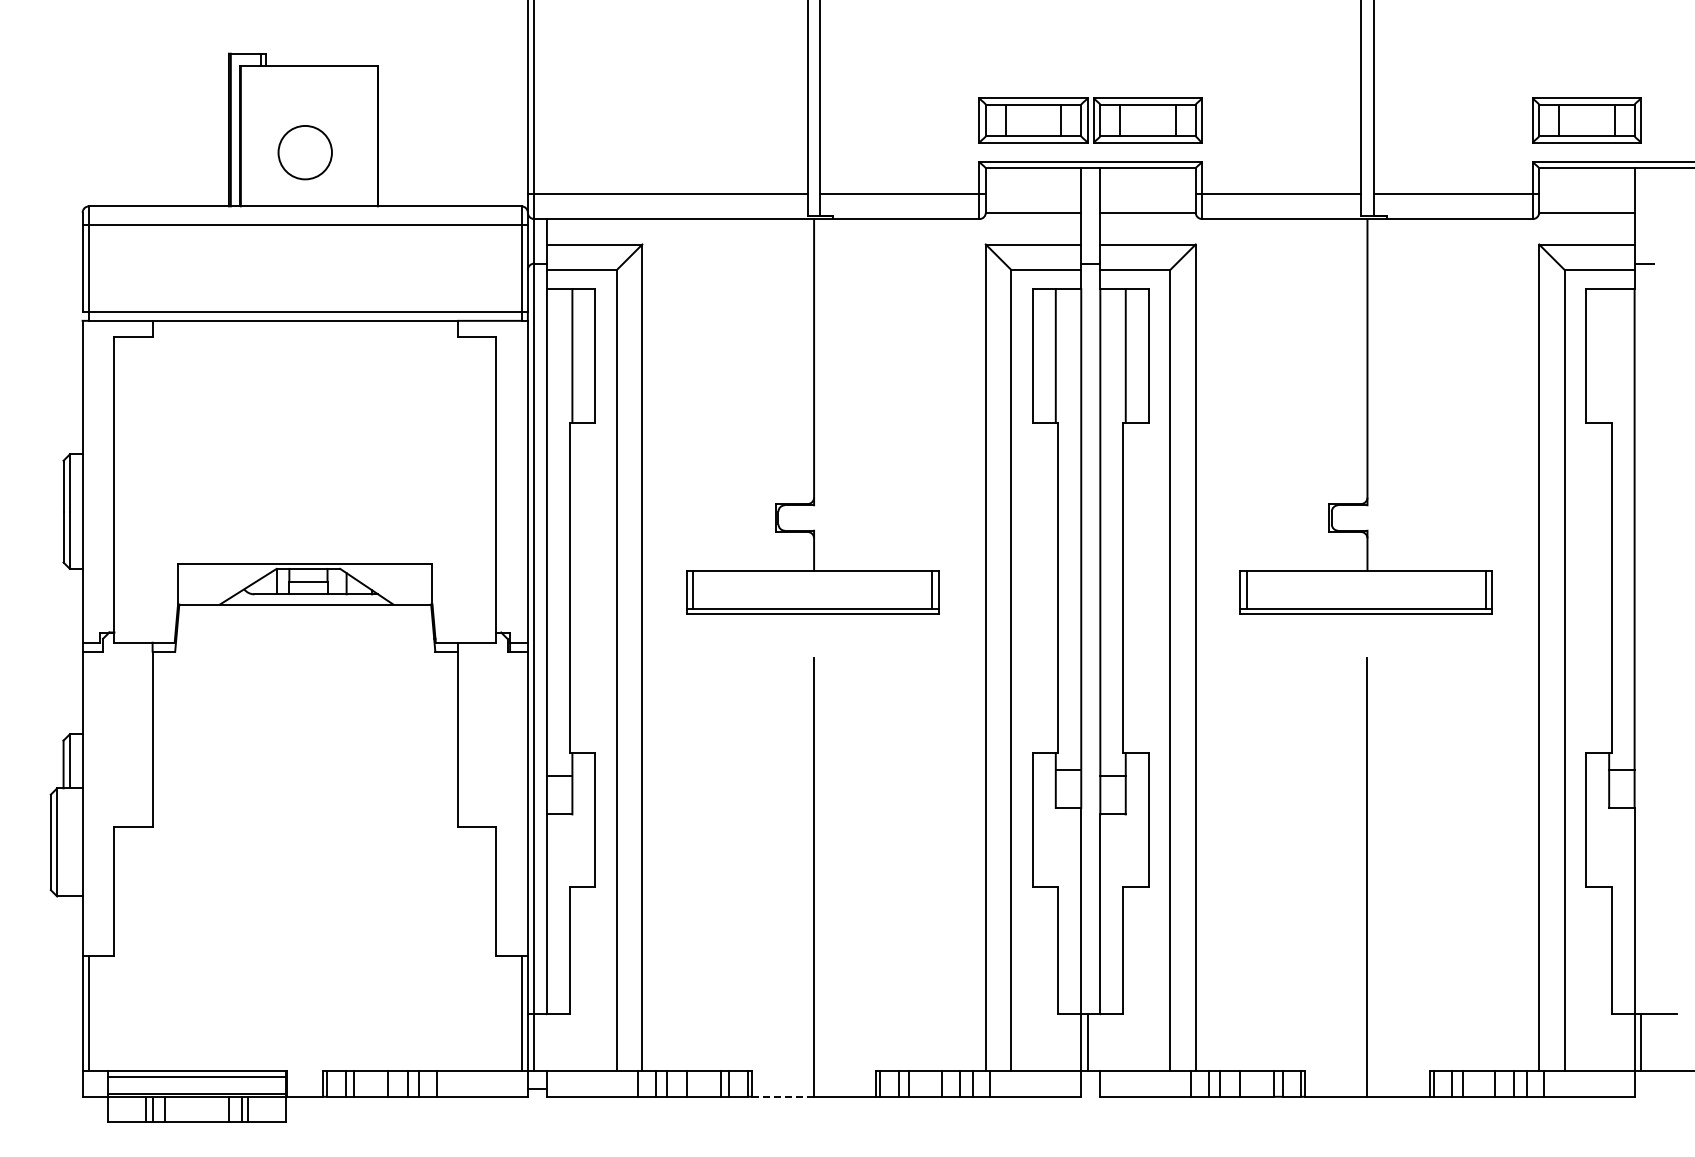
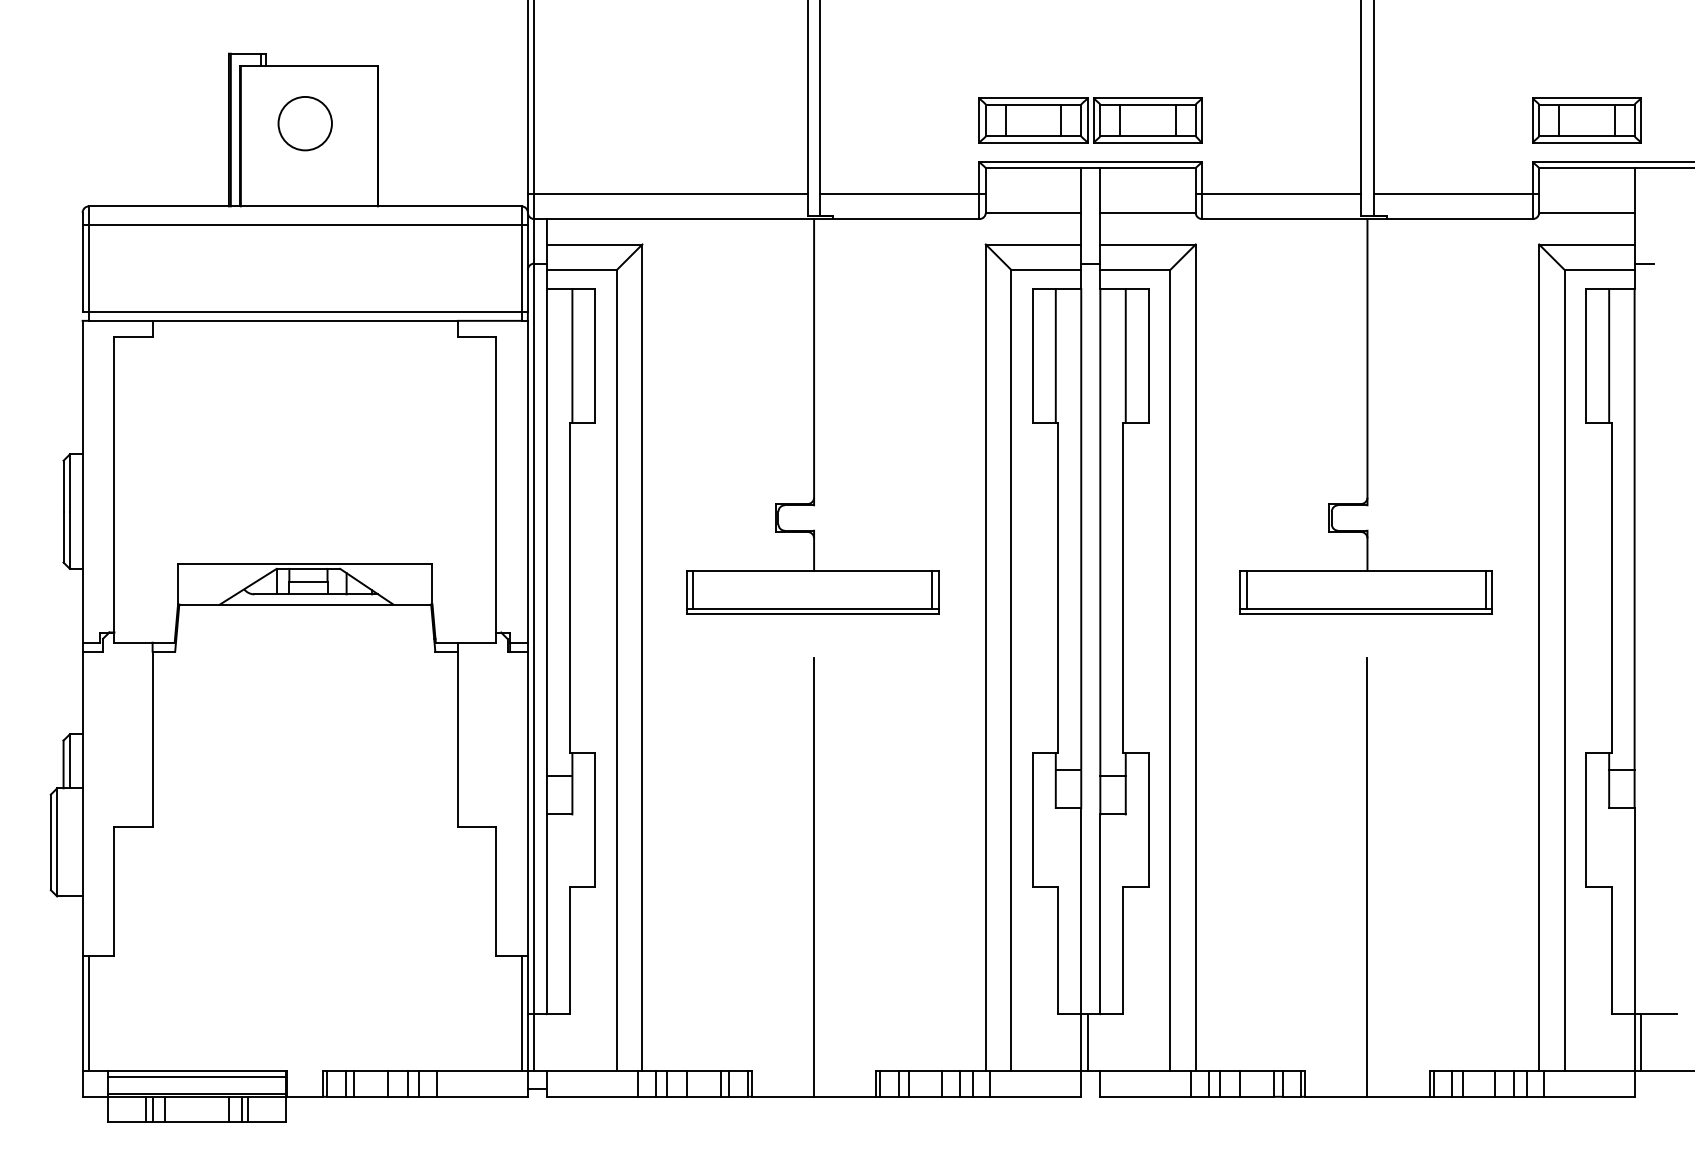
circle position: (304, 152) -> (304, 123) (304, 123)
line: none -> present (1609, 355)
line: dashed -> solid (782, 1096)
